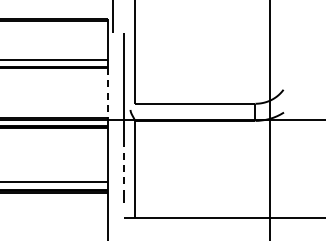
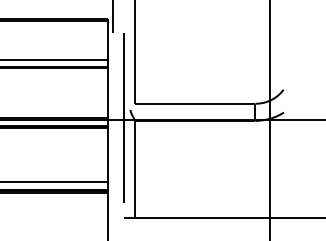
line: dashed -> solid (107, 93)
line: dashed -> solid (124, 165)
